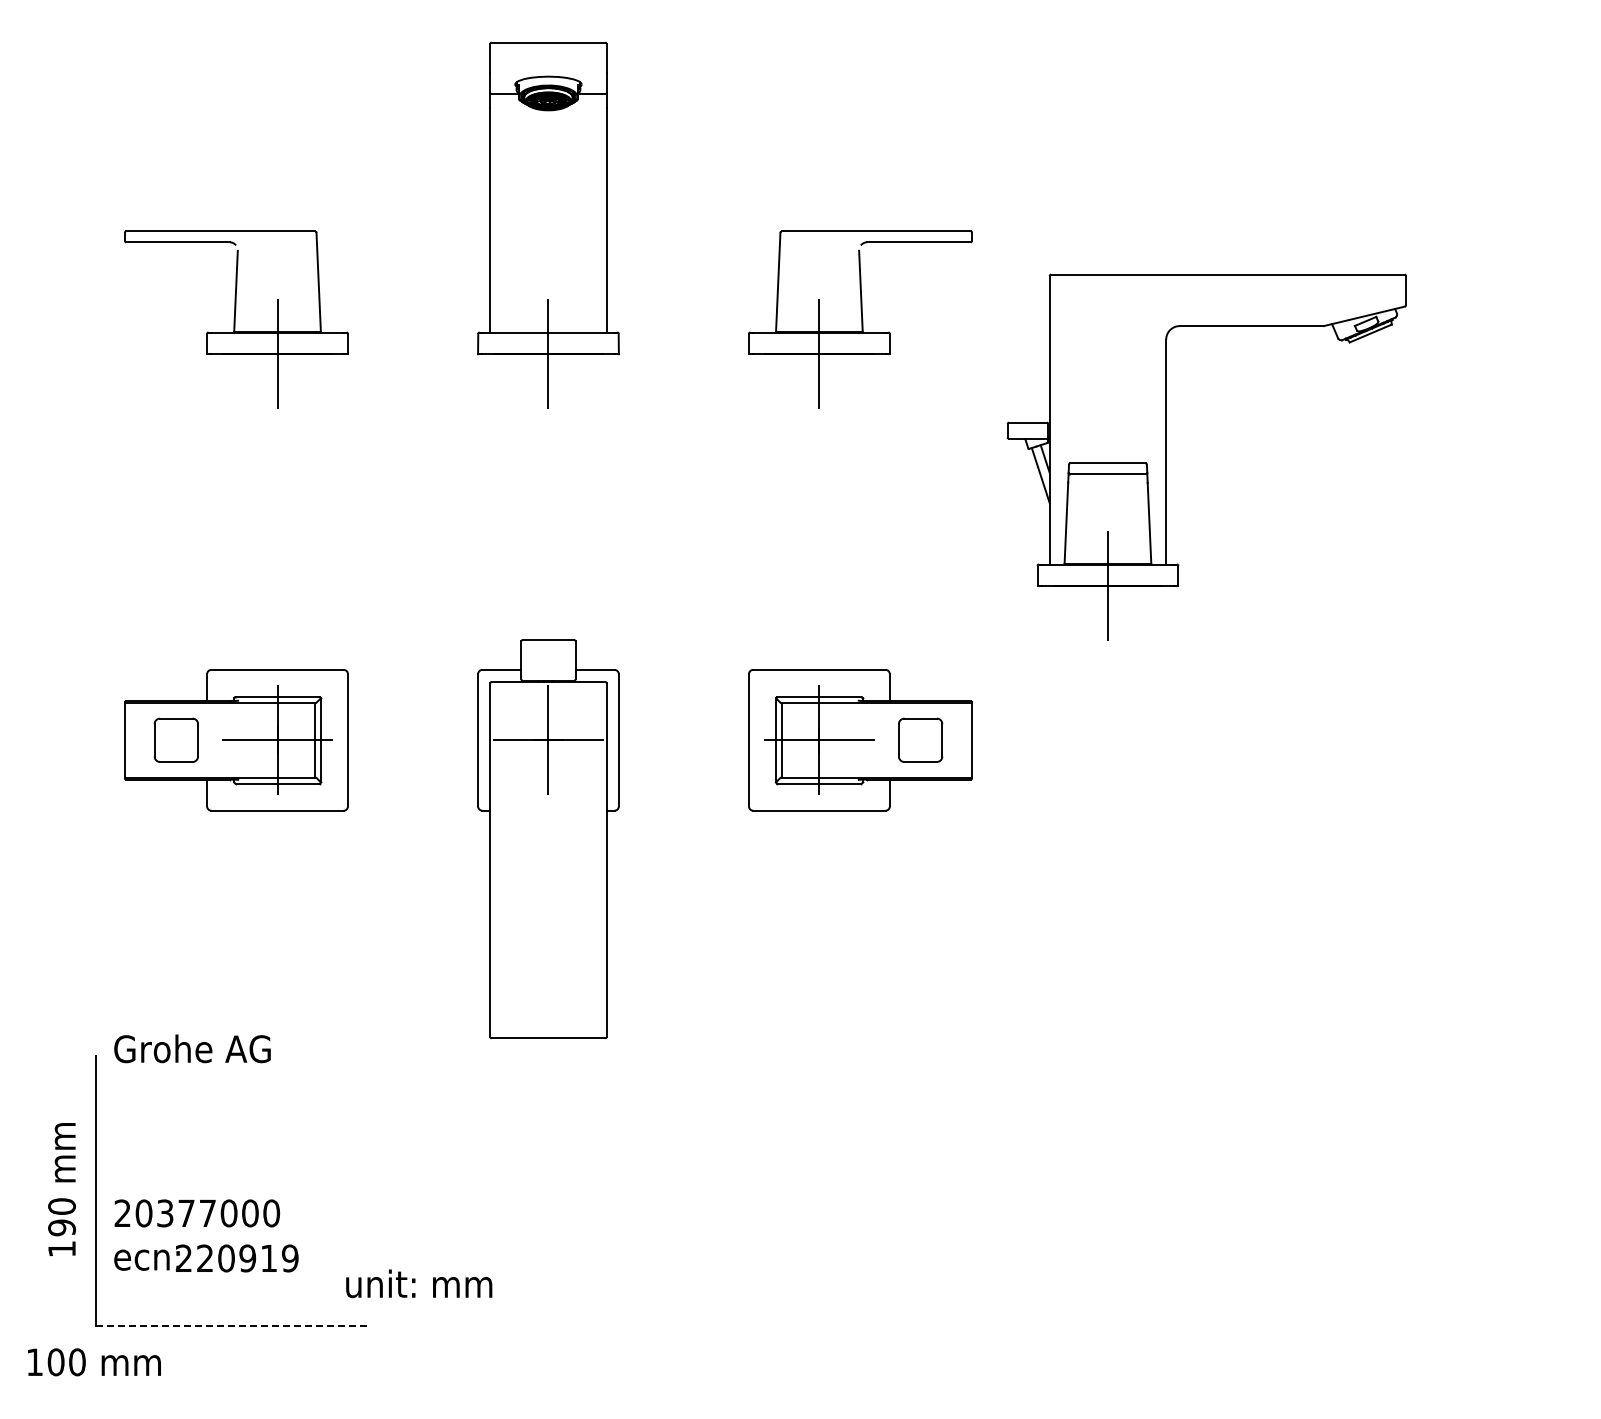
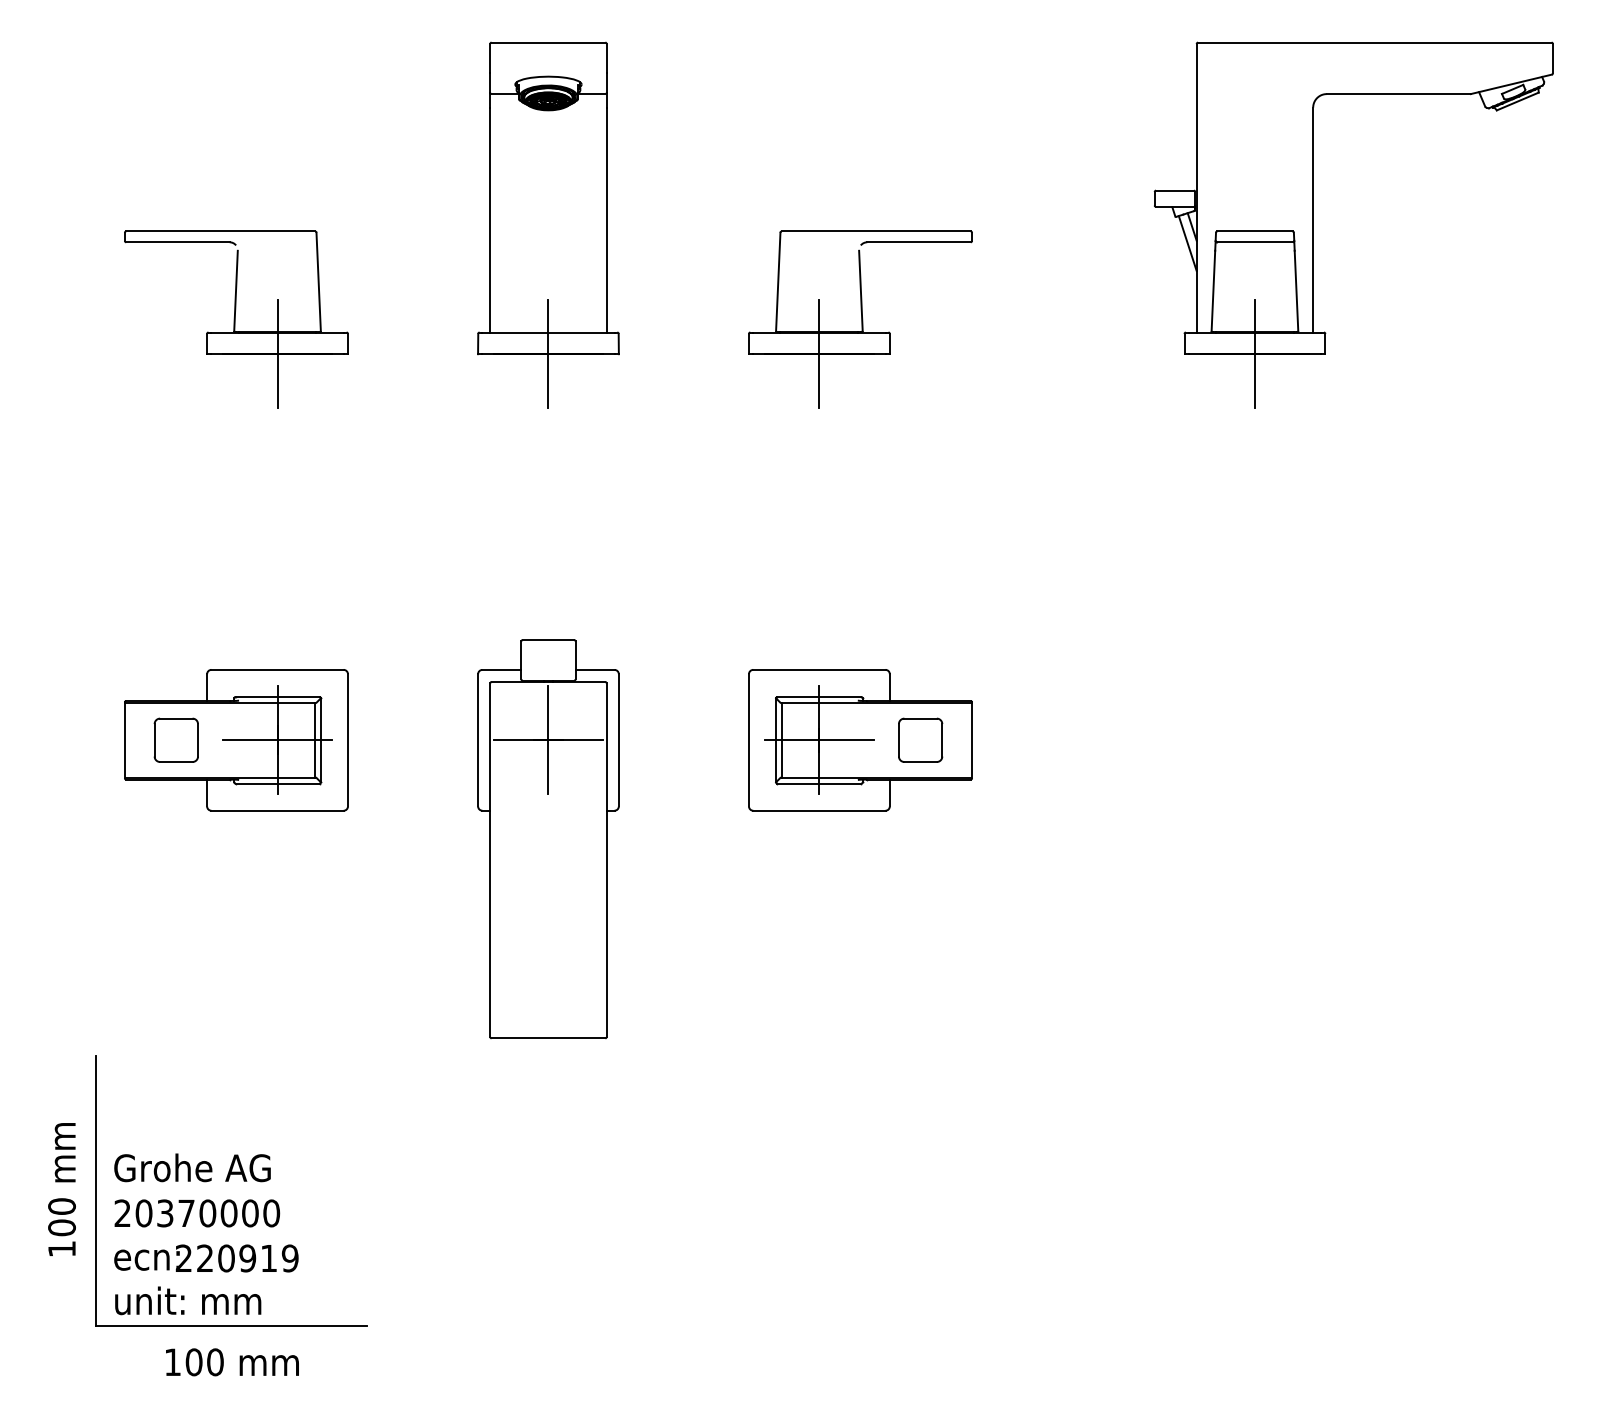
part position: (1166, 456) -> (1313, 224) (1313, 224)
text position: (192, 1048) -> (192, 1167) (192, 1167)
text: 20377000 -> 20370000 (207, 1213)
text: 190 -> 100 (62, 1227)
text position: (419, 1283) -> (188, 1300) (188, 1300)
line: dashed -> solid (232, 1326)
text position: (94, 1362) -> (232, 1362) (232, 1362)
